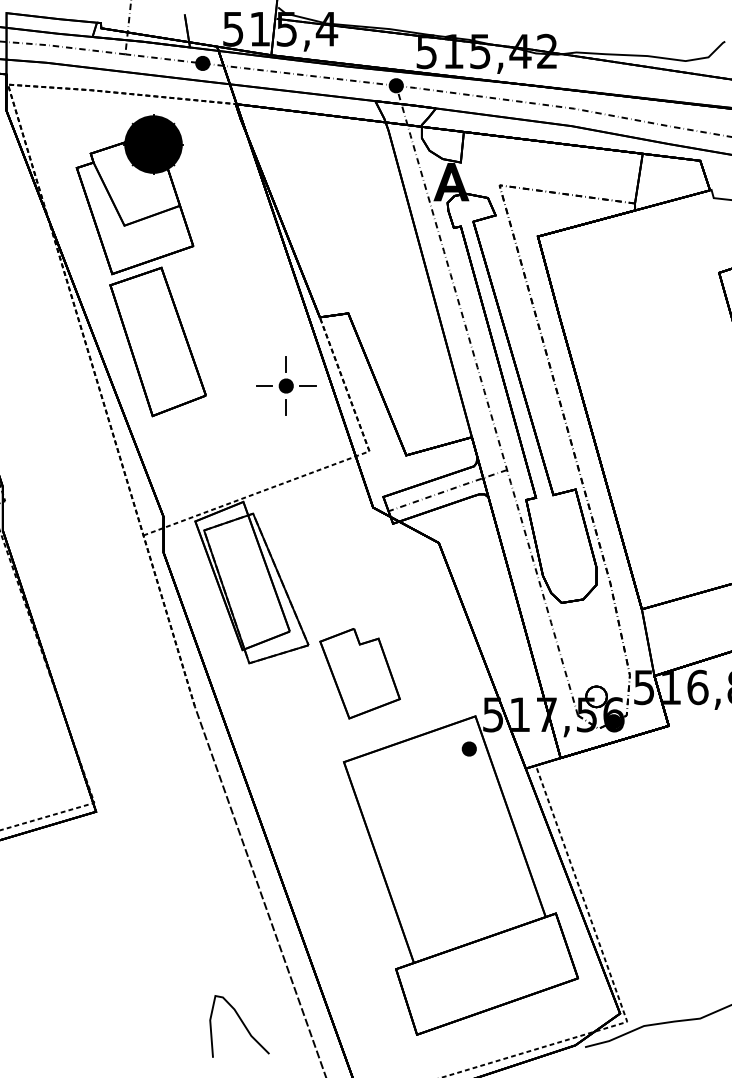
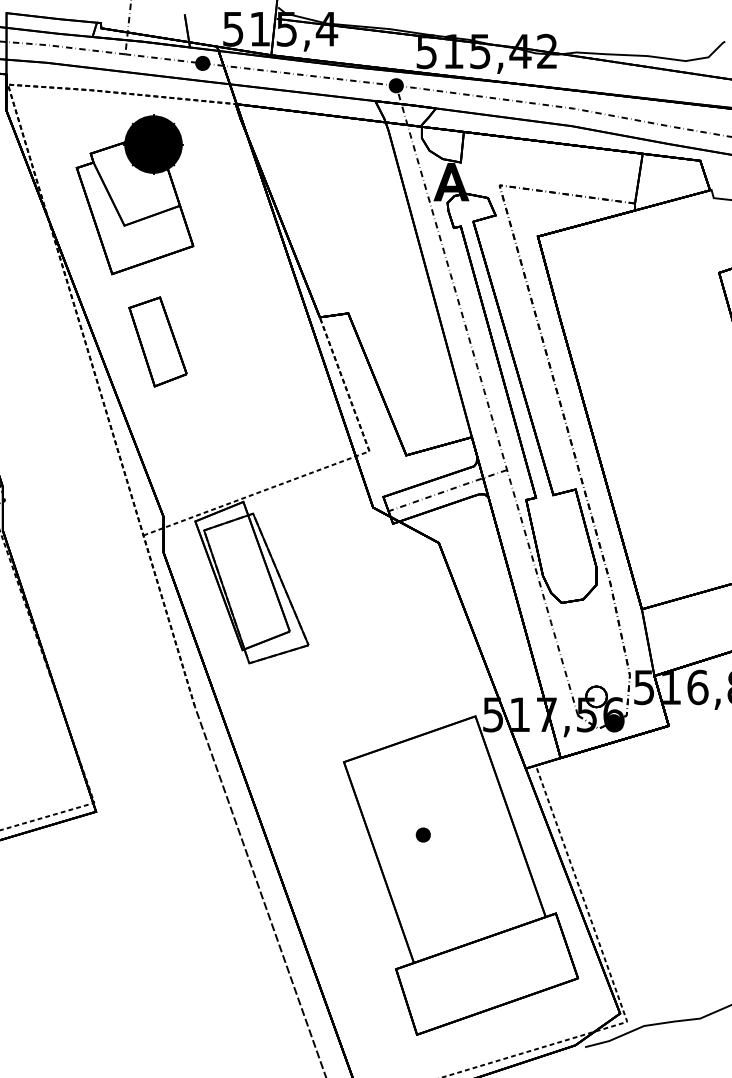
part size: 98x152 px -> 60x92 px (157, 341)
part: present -> none (286, 385)
part: present -> none (359, 673)
part position: (468, 748) -> (422, 834) (422, 834)
curve: present -> none (242, 1024)
